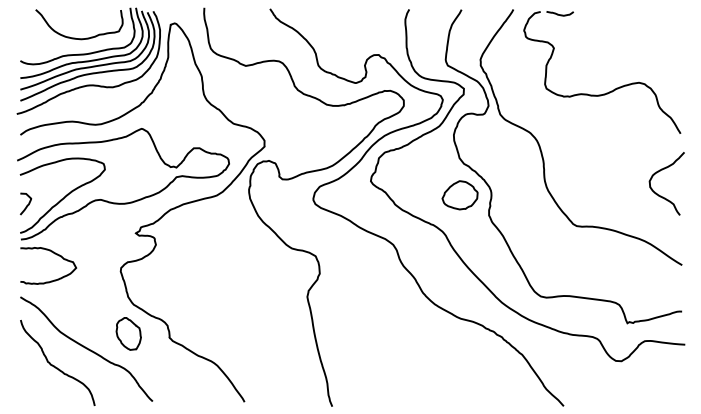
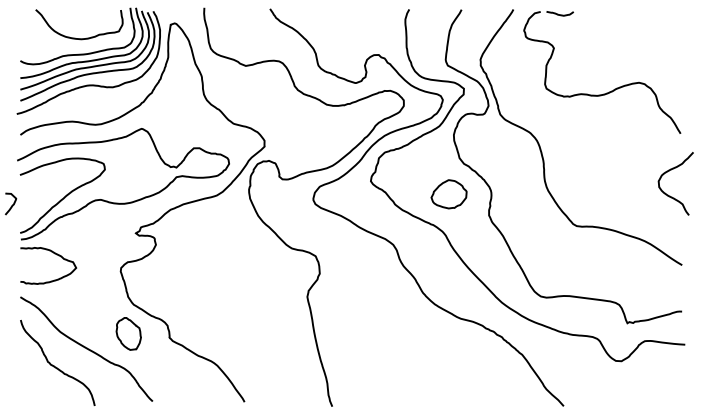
part position: (459, 195) -> (448, 194) (448, 194)
curve position: (661, 195) -> (670, 195) (670, 195)
curve position: (27, 204) -> (12, 204) (12, 204)
